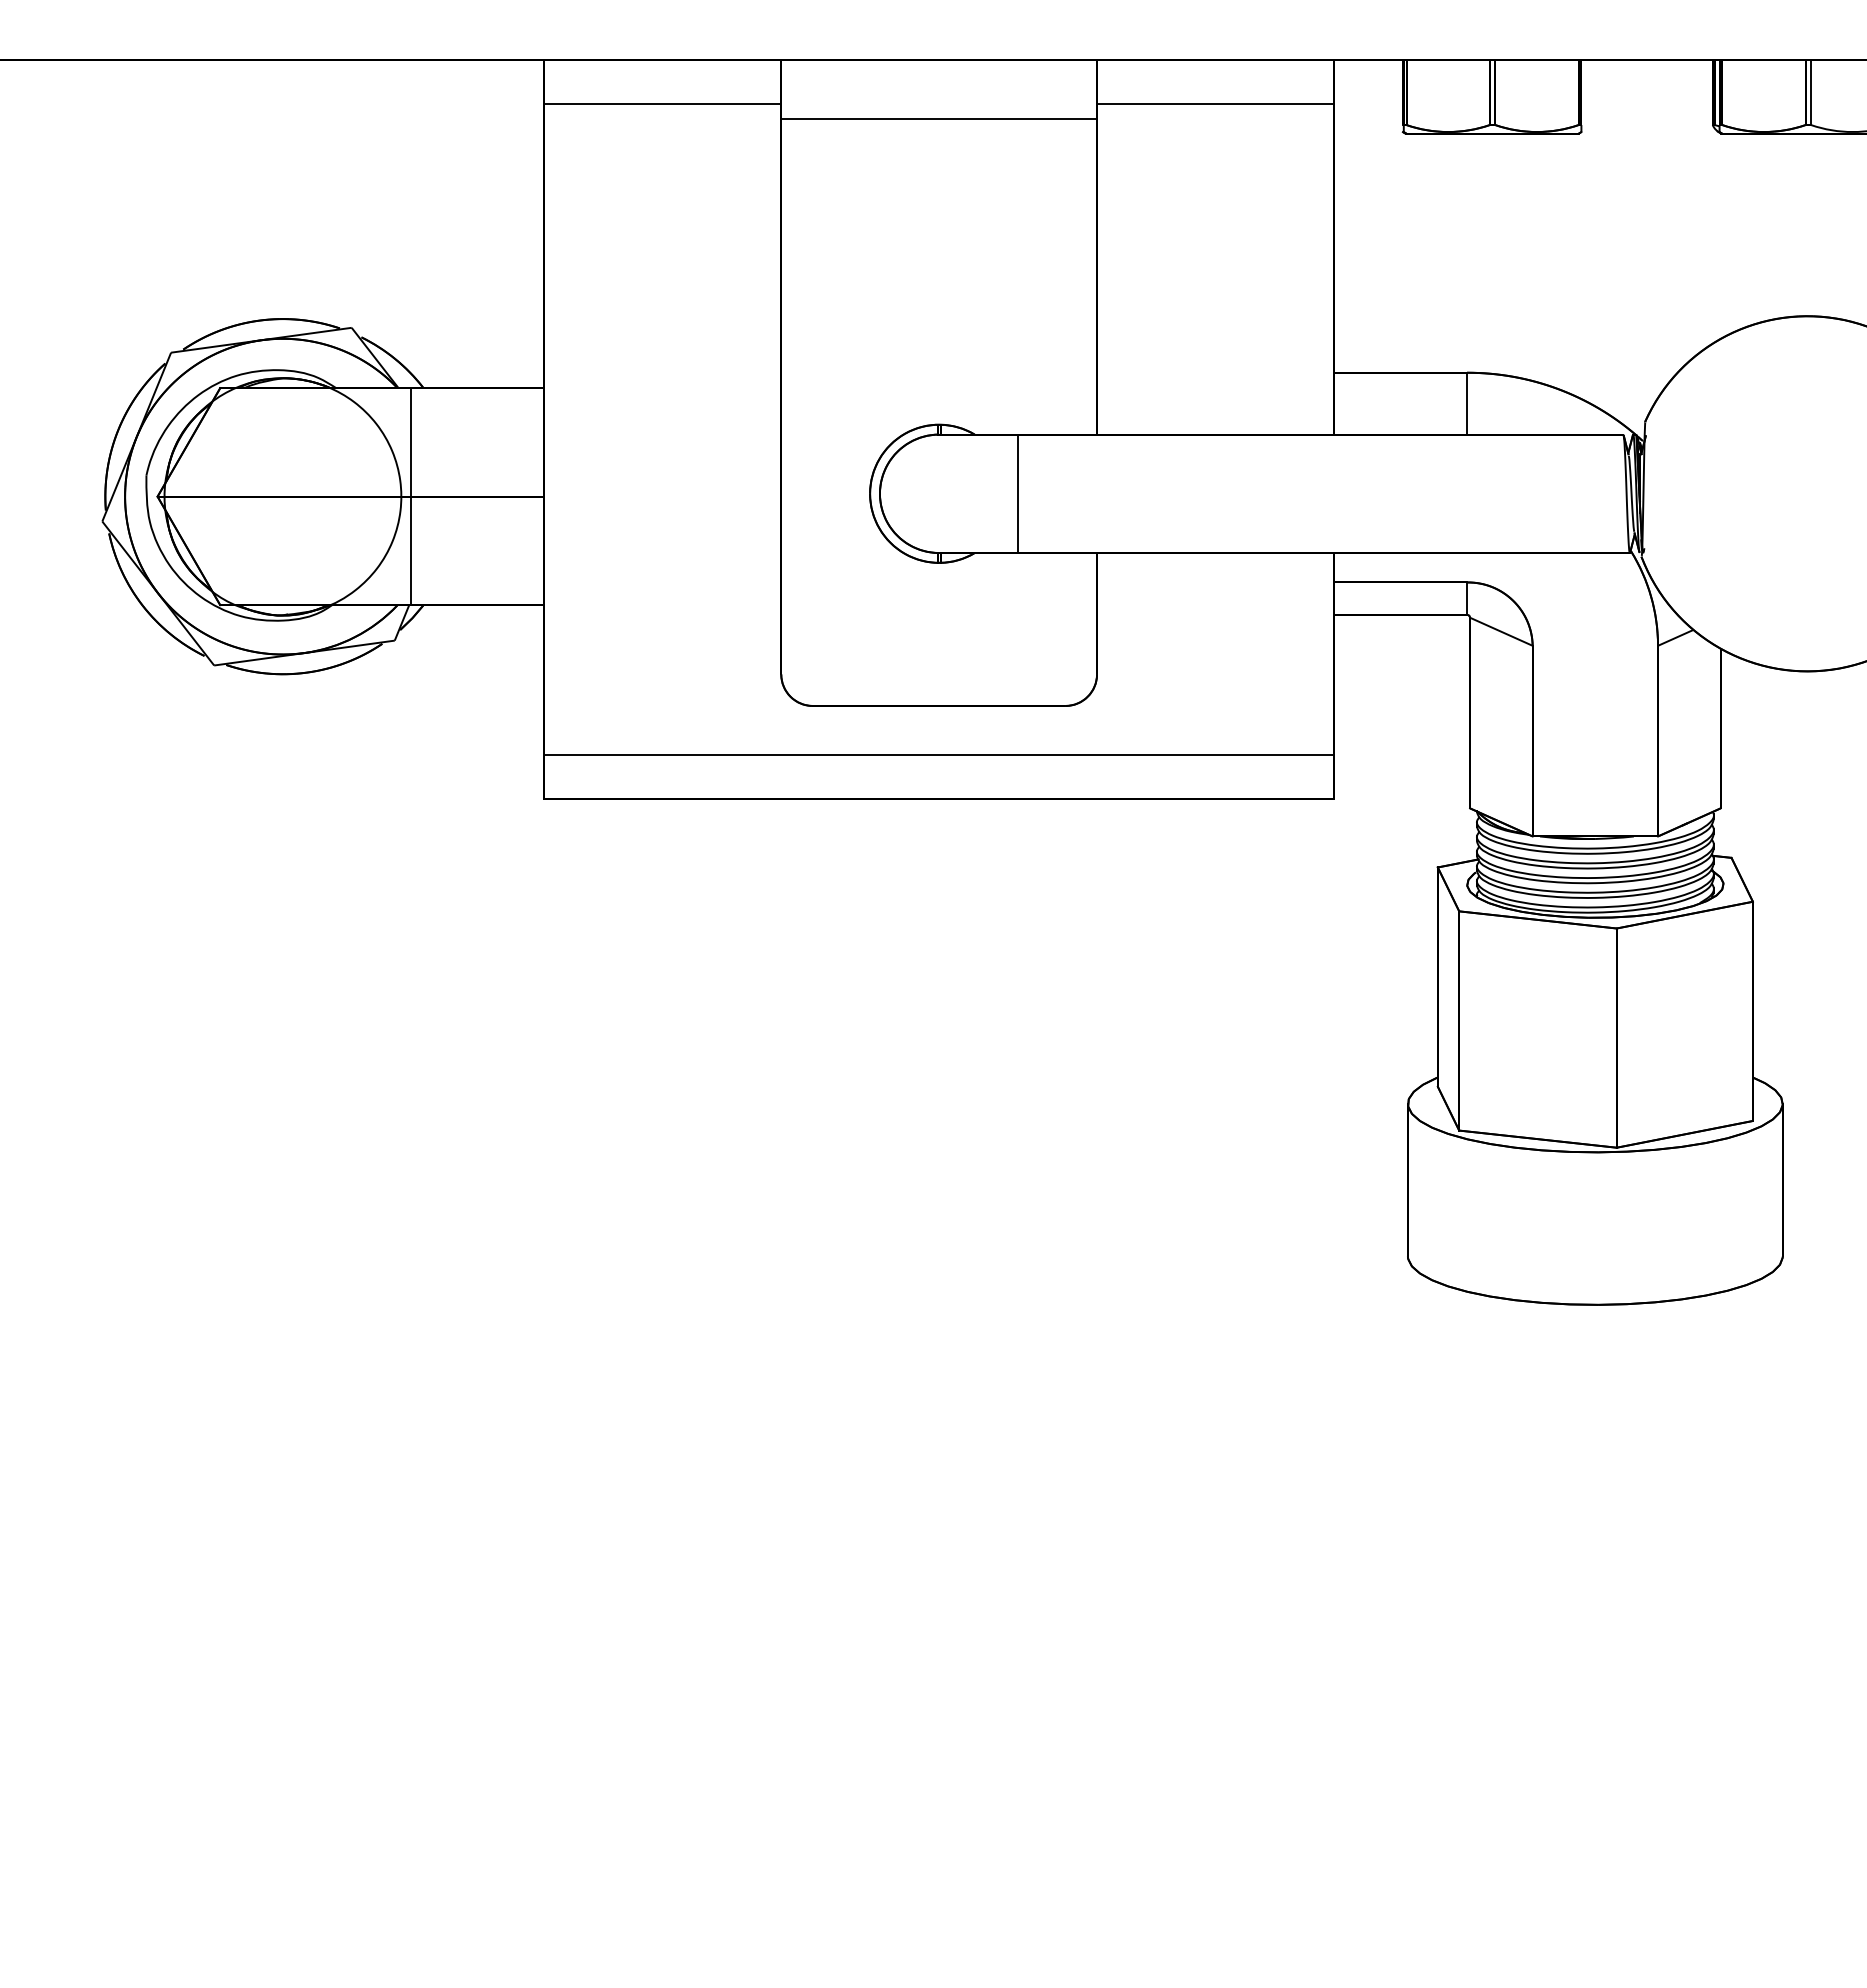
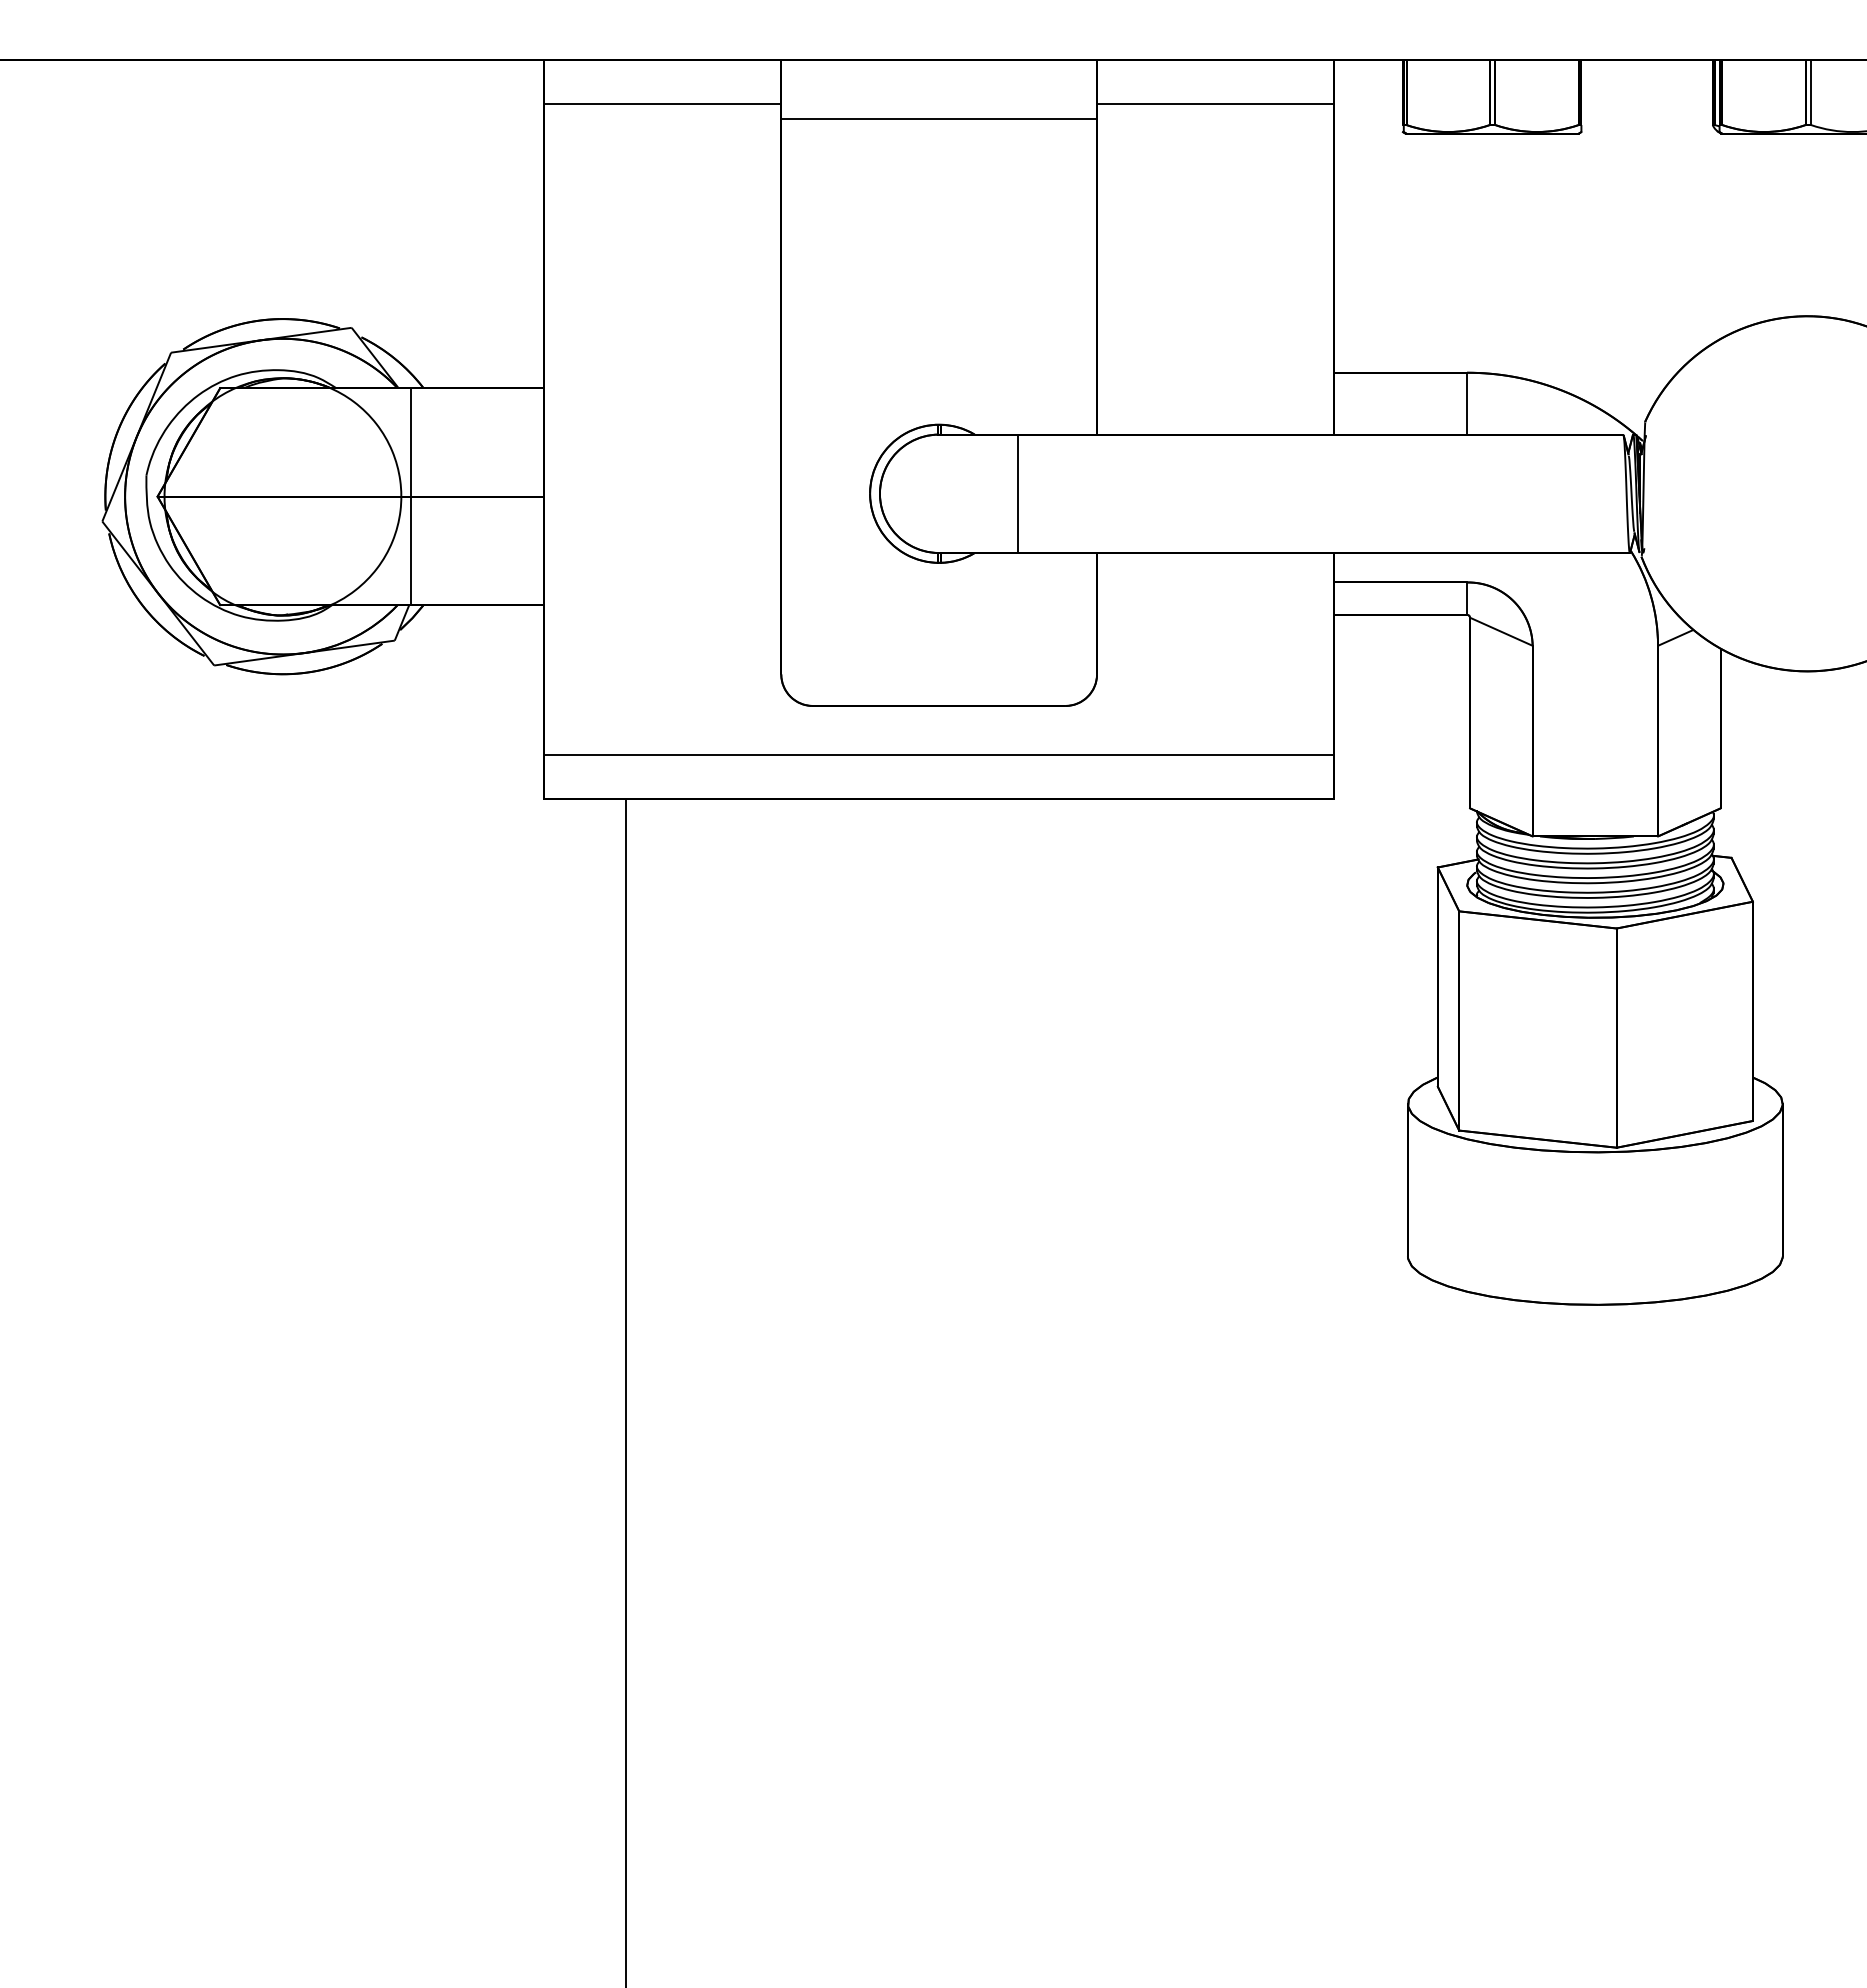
line: none -> present (626, 1391)
